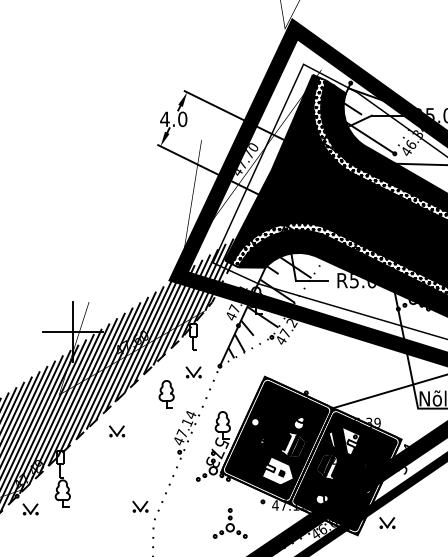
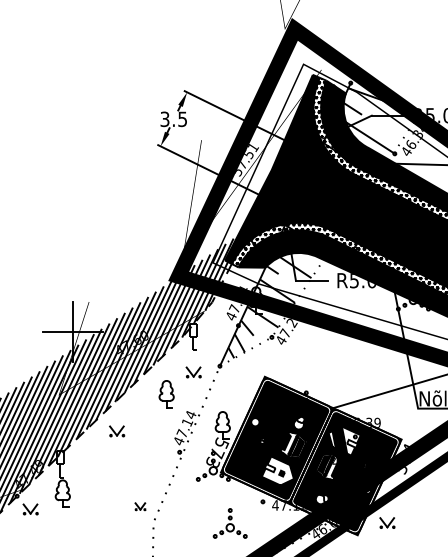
text: 4.0 -> 3.5 (173, 119)
text: 47.70 -> 57.51 (246, 159)
part size: 17x13 px -> 13x10 px (140, 506)
